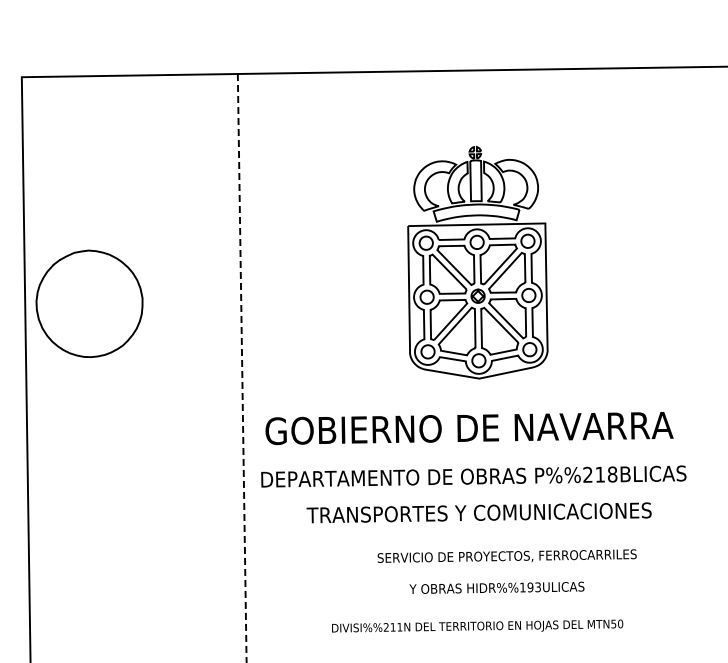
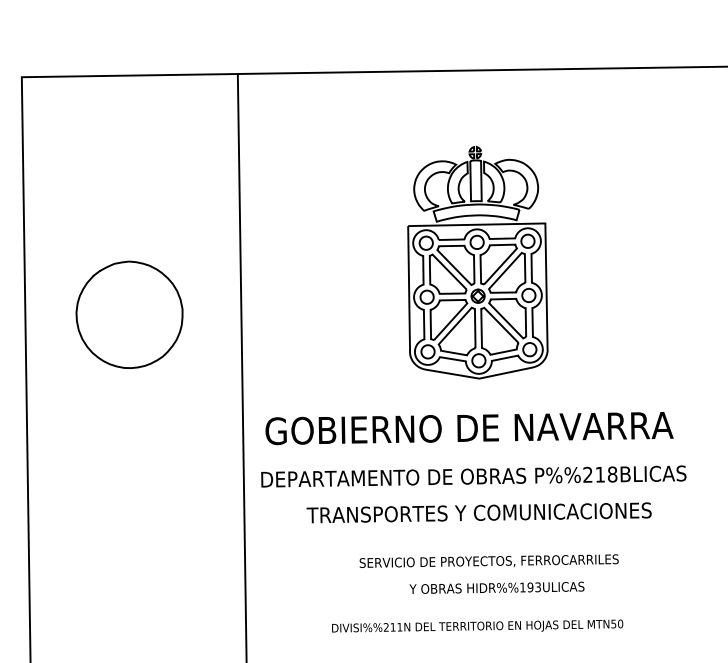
part position: (89, 303) -> (129, 314) (129, 314)
line: dashed -> solid (242, 368)
text position: (506, 555) -> (488, 560) (488, 560)
